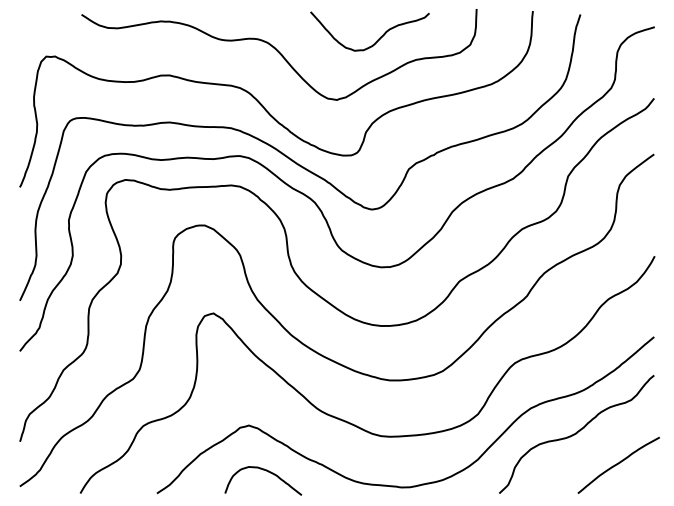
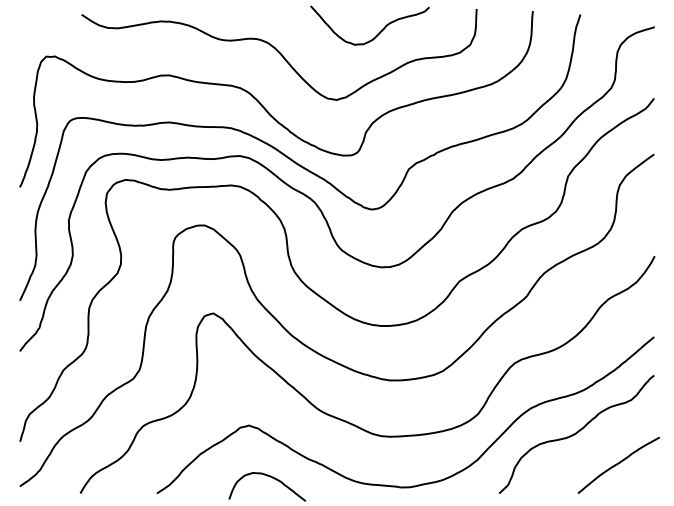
curve position: (377, 39) -> (377, 33) (377, 33)
curve position: (268, 472) -> (272, 478) (272, 478)
